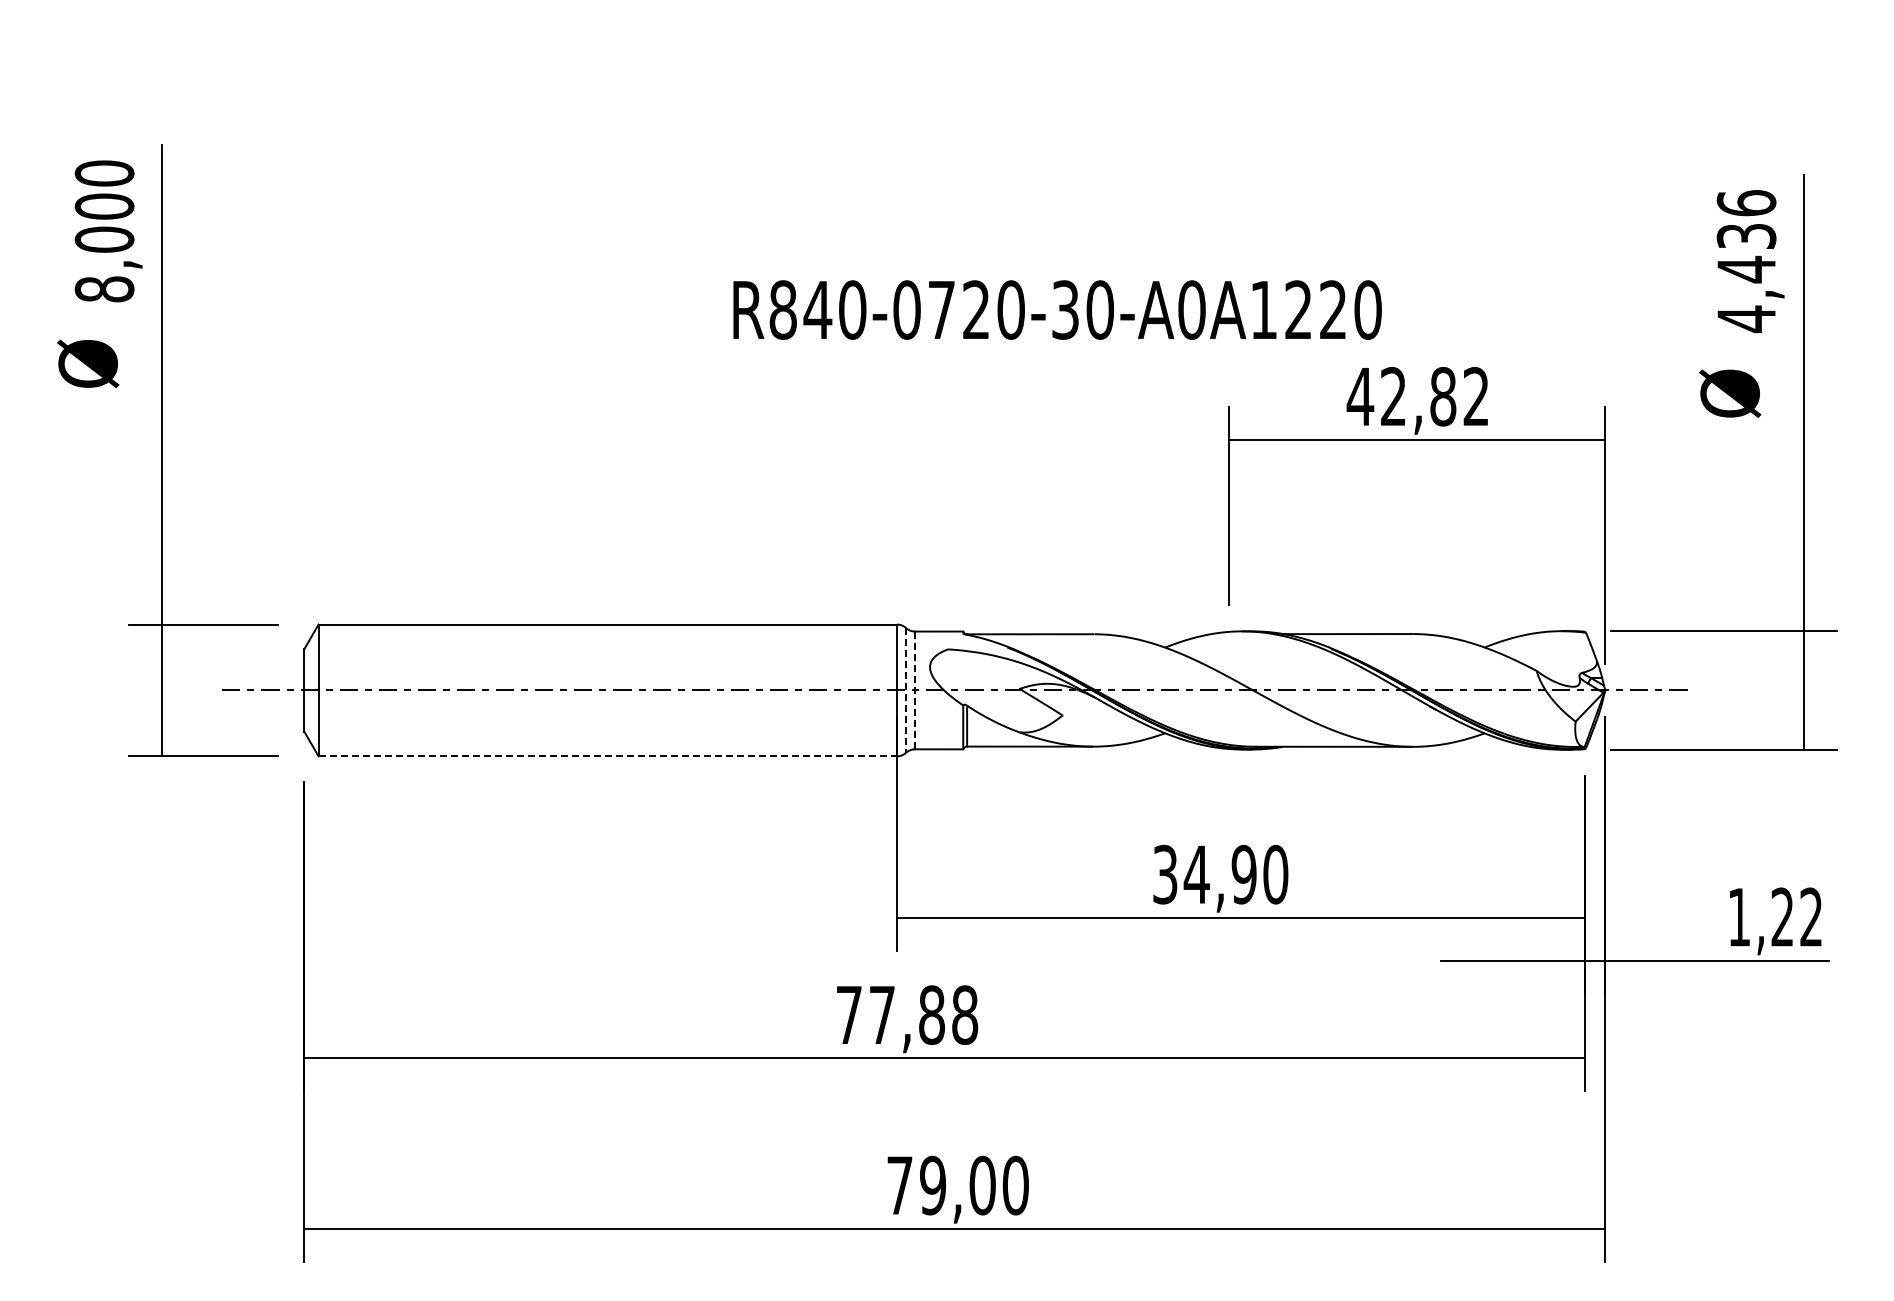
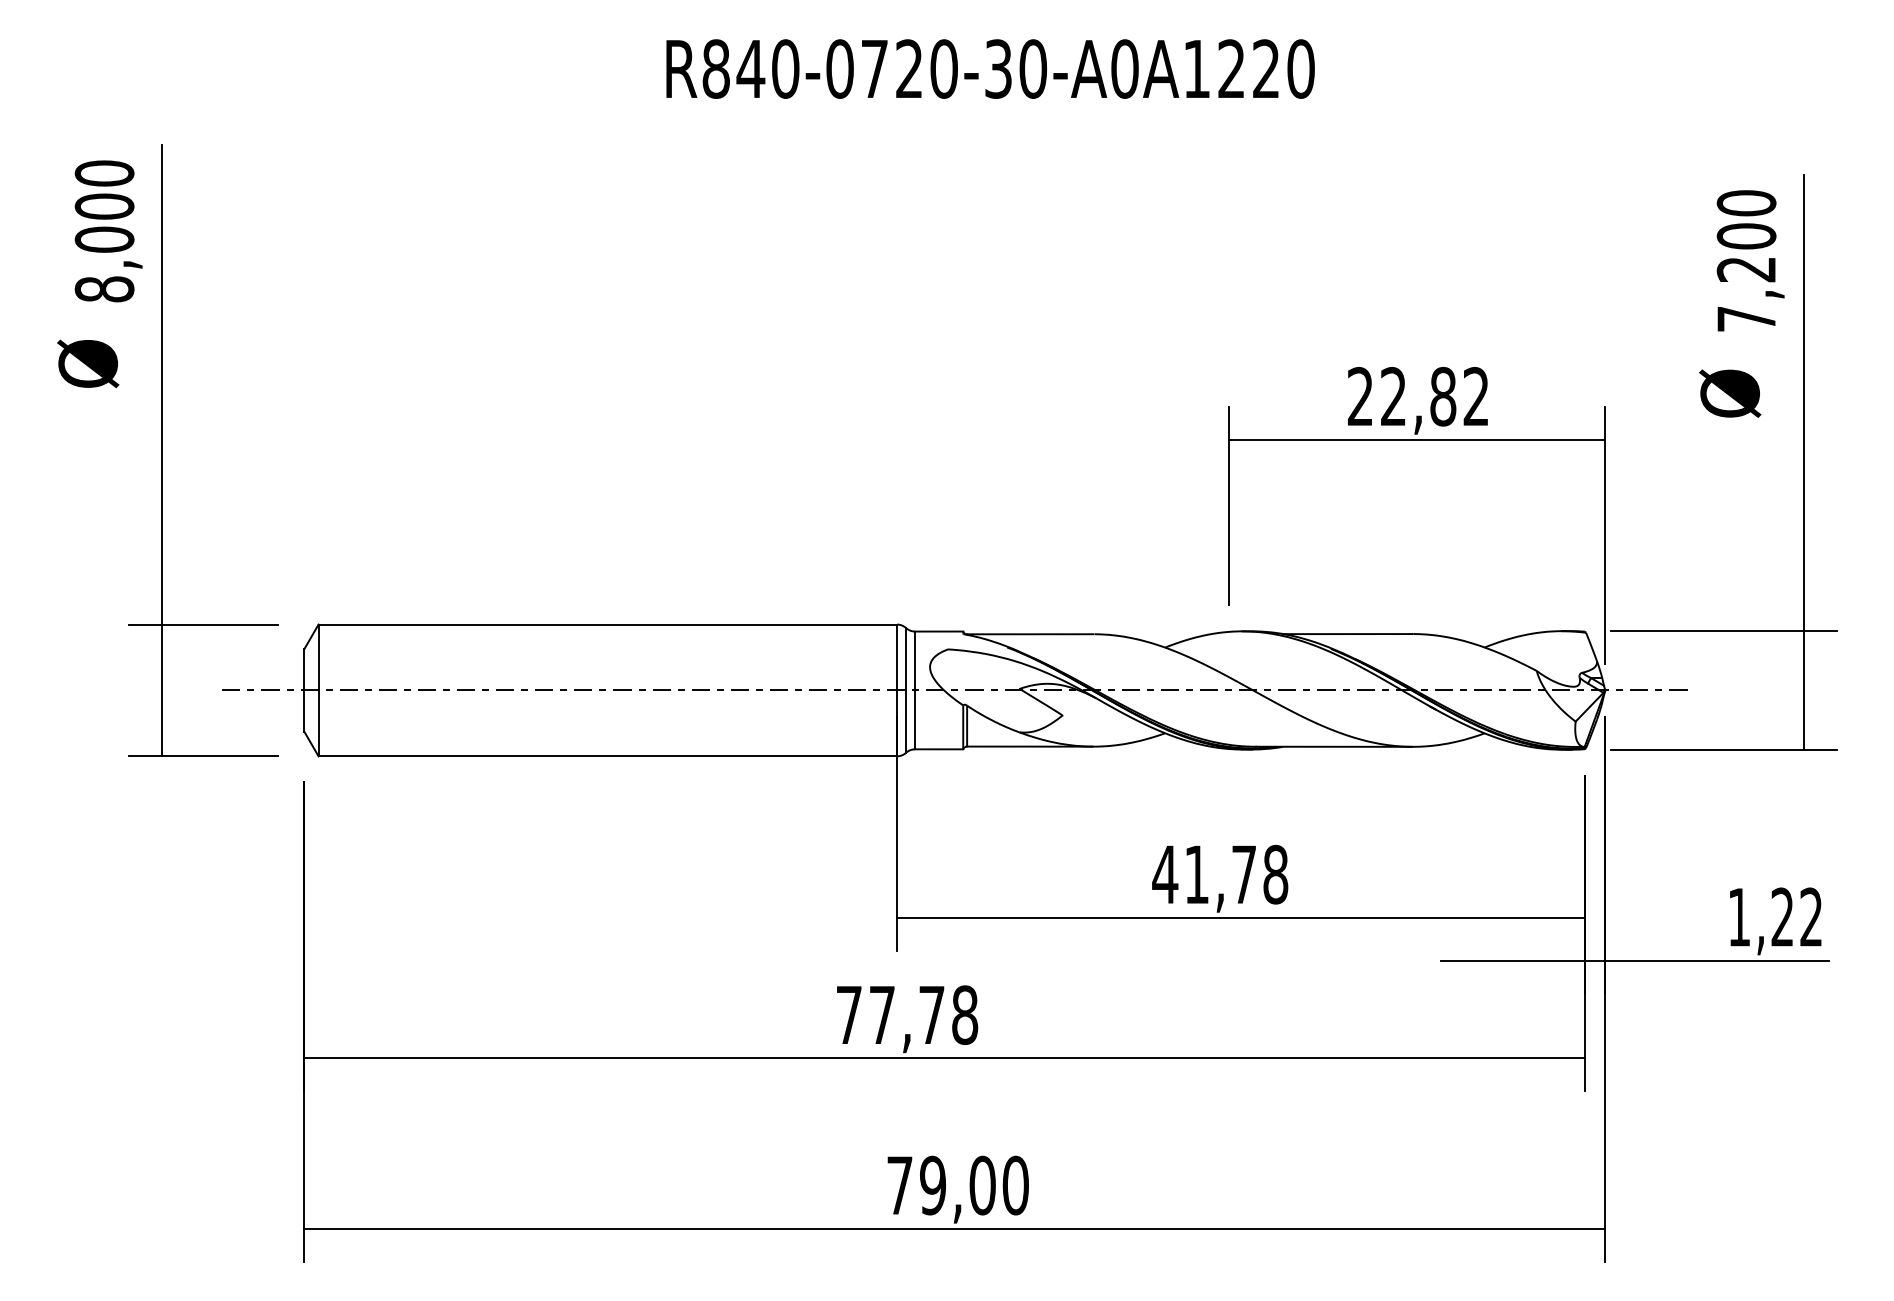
text: 4,436 -> 7,200 (1746, 261)
text position: (1057, 309) -> (990, 68) (990, 68)
text: 42,82 -> 22,82 (1360, 396)
line: dashed -> solid (906, 690)
line: dashed -> solid (915, 690)
line: dashed -> solid (608, 756)
text: 34,90 -> 41,78 (1220, 874)
text: 77,88 -> 77,78 (931, 1014)
